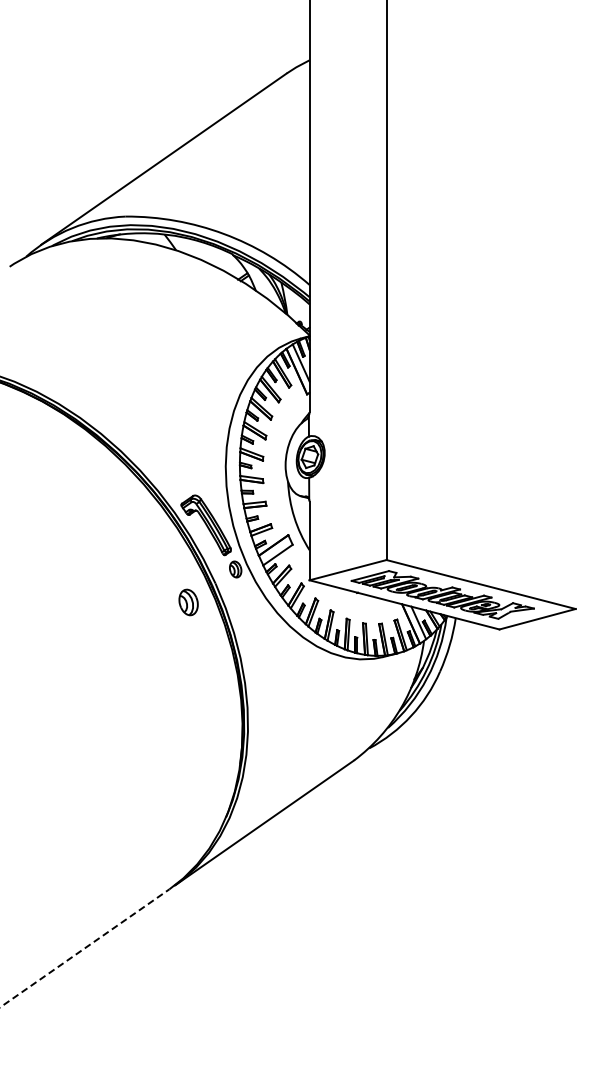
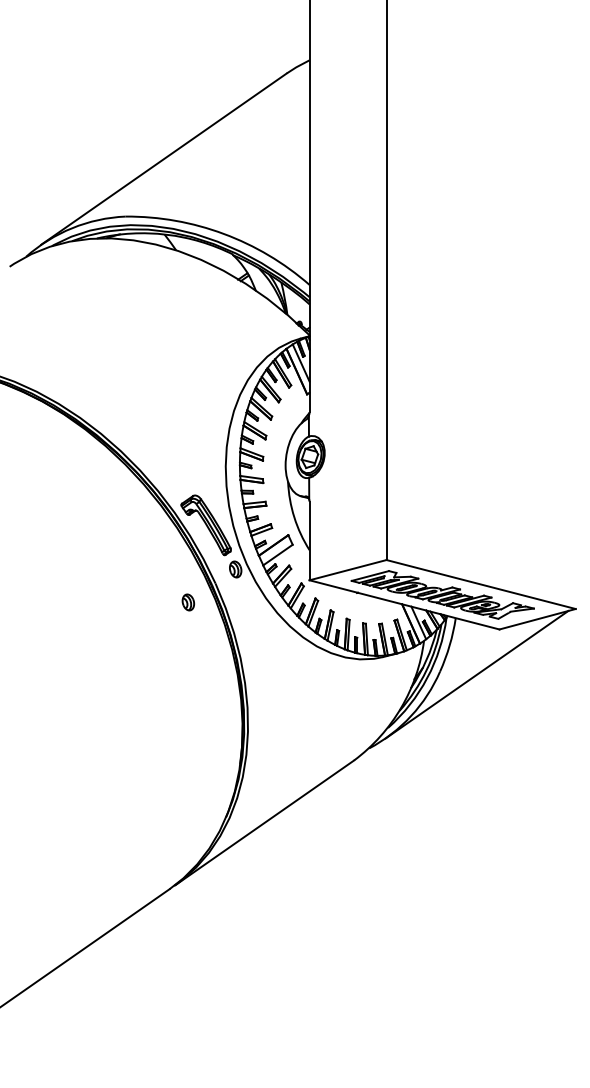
part size: 21x29 px -> 14x19 px (187, 602)
line: none -> present (476, 674)
line: dashed -> solid (85, 948)
